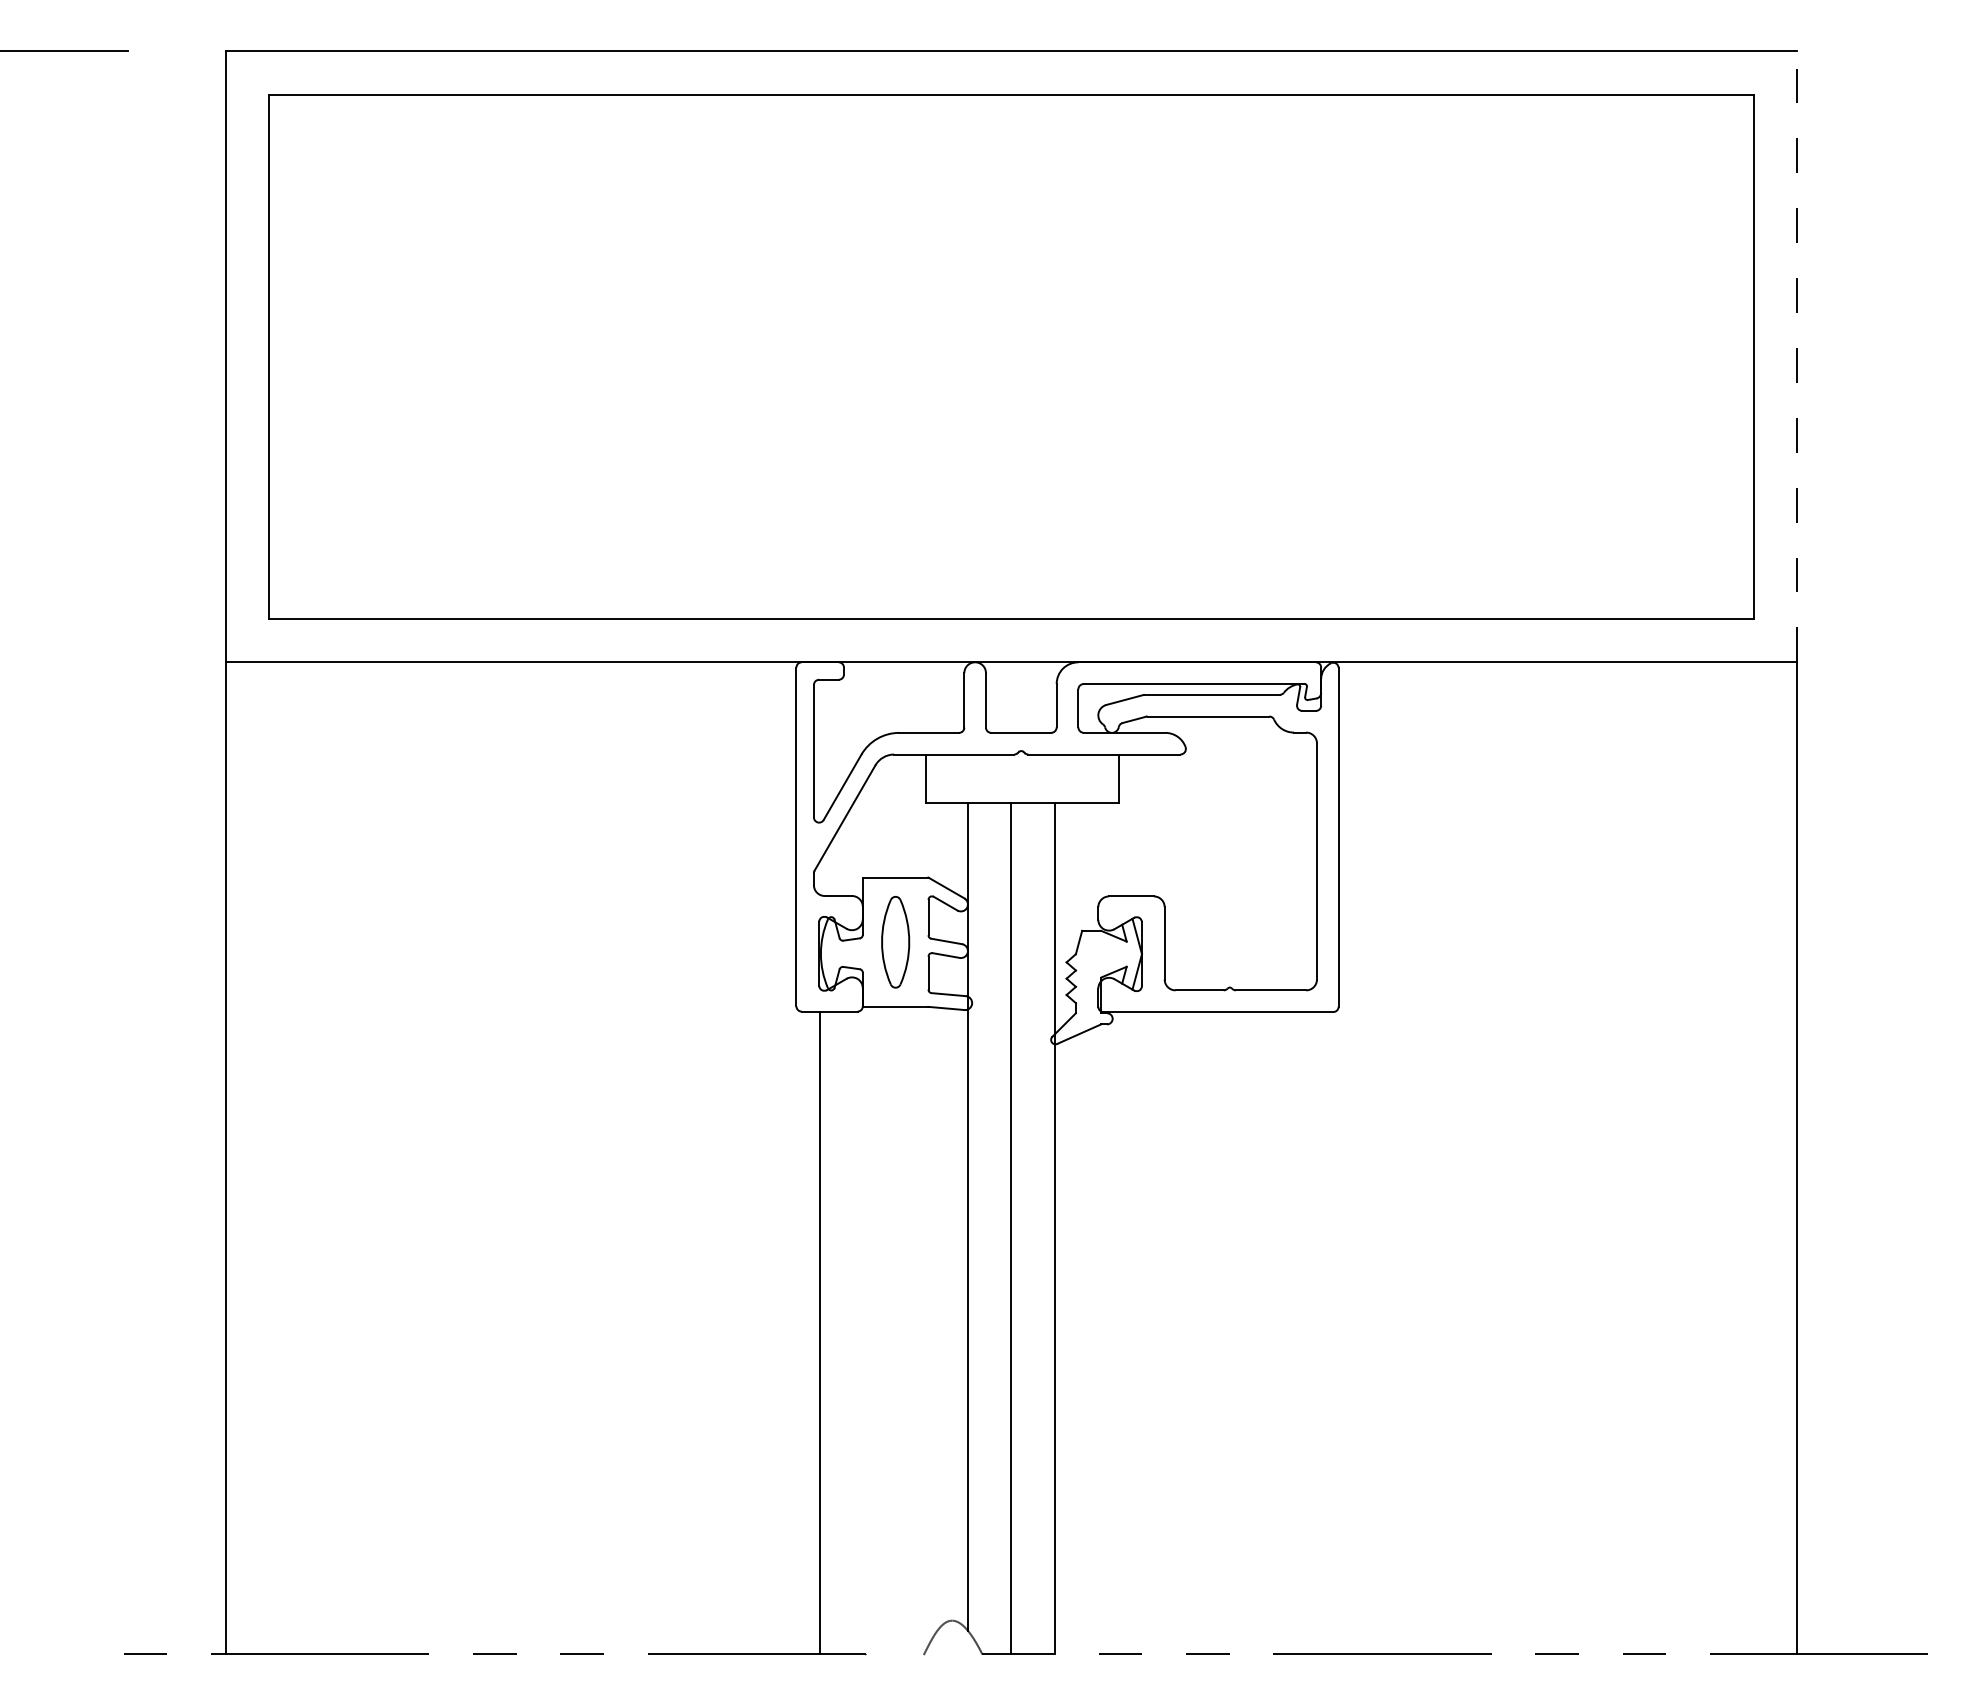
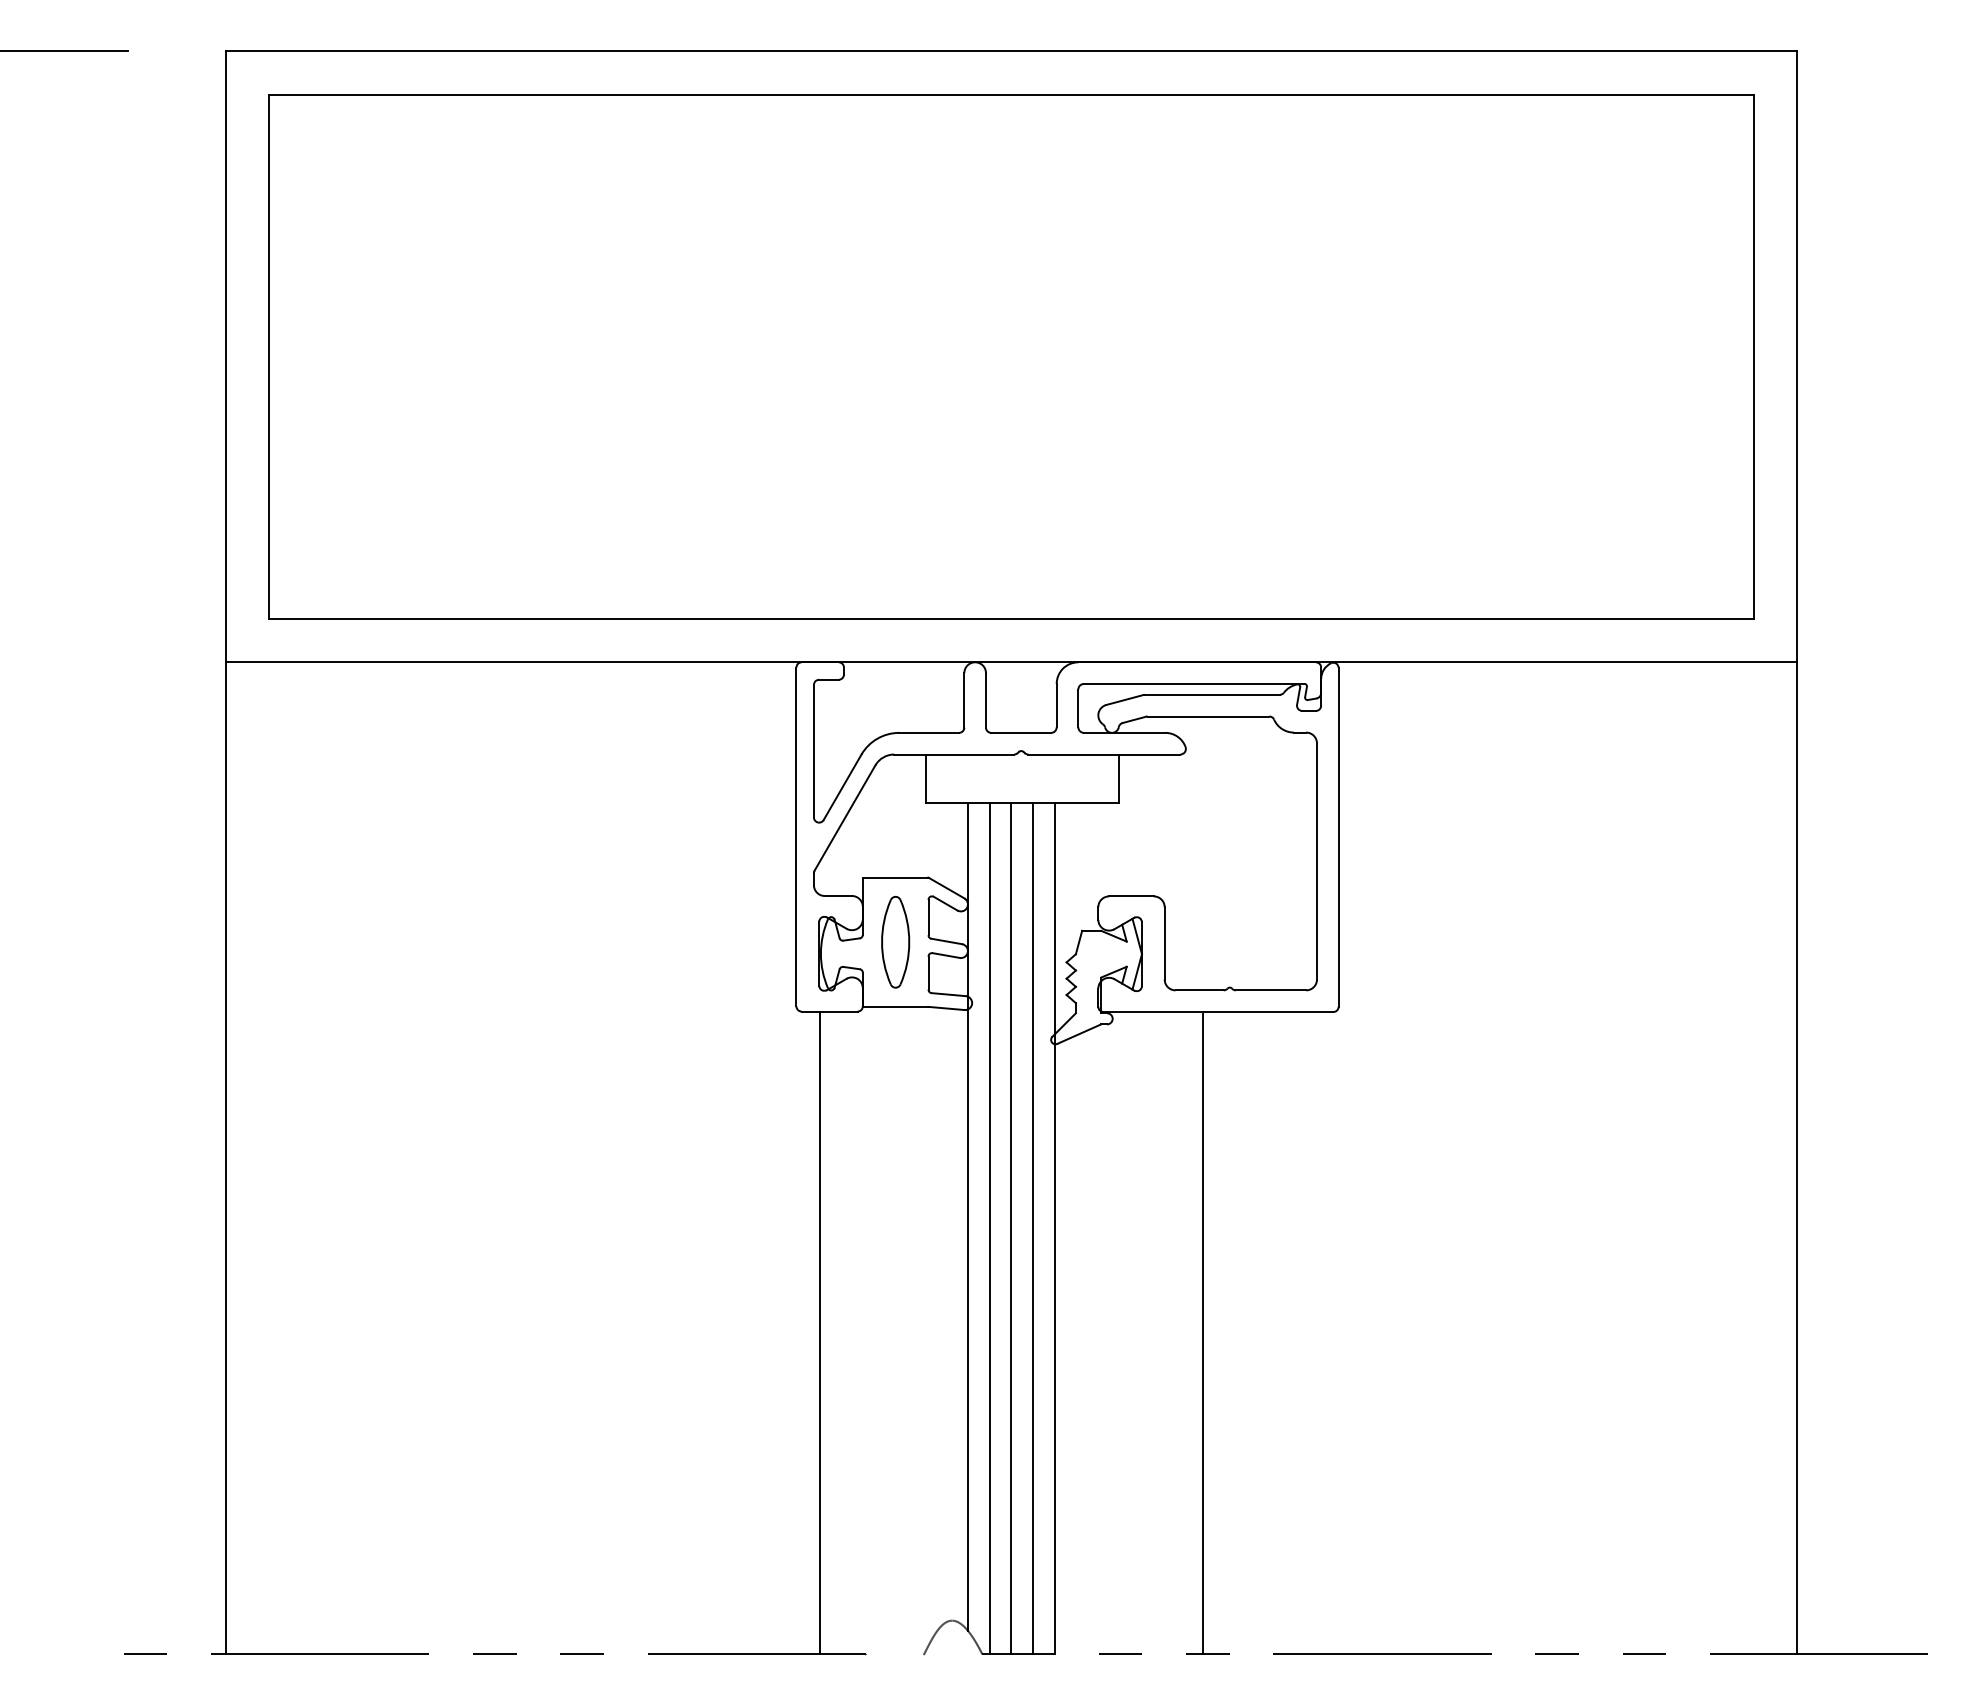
line: dashed -> solid (1797, 356)
line: none -> present (989, 1228)
line: none -> present (1033, 1228)
line: none -> present (1202, 1333)
